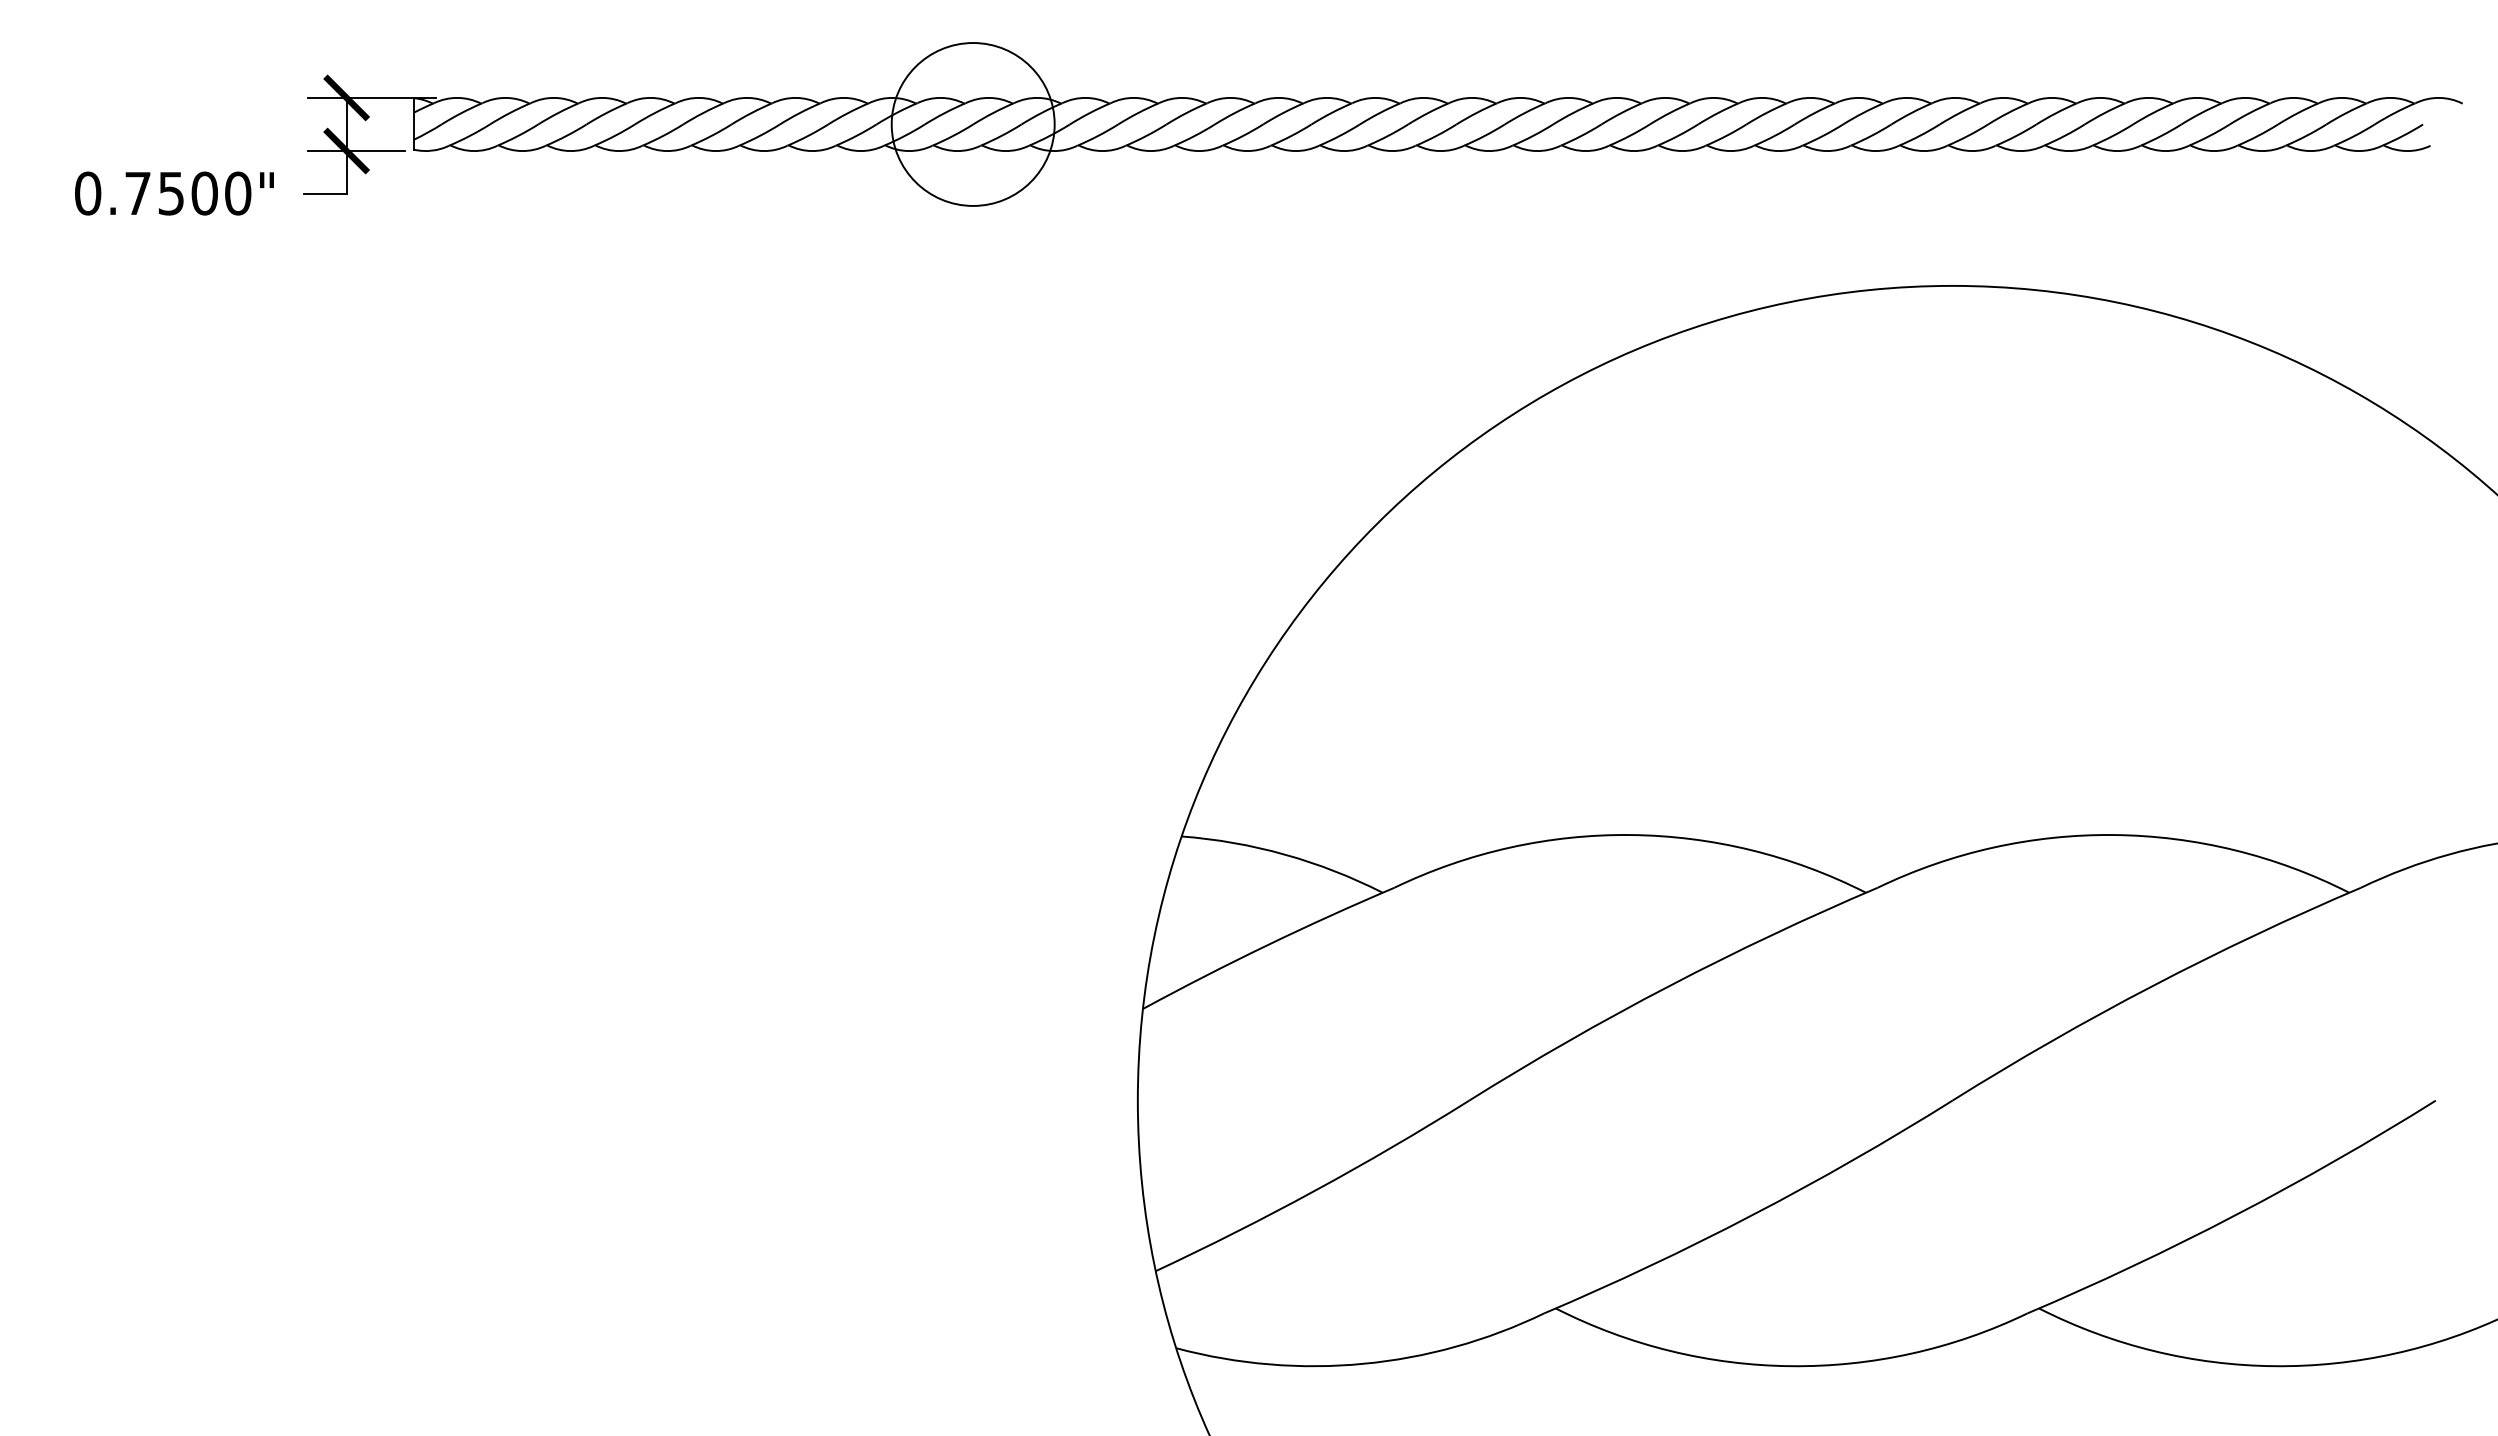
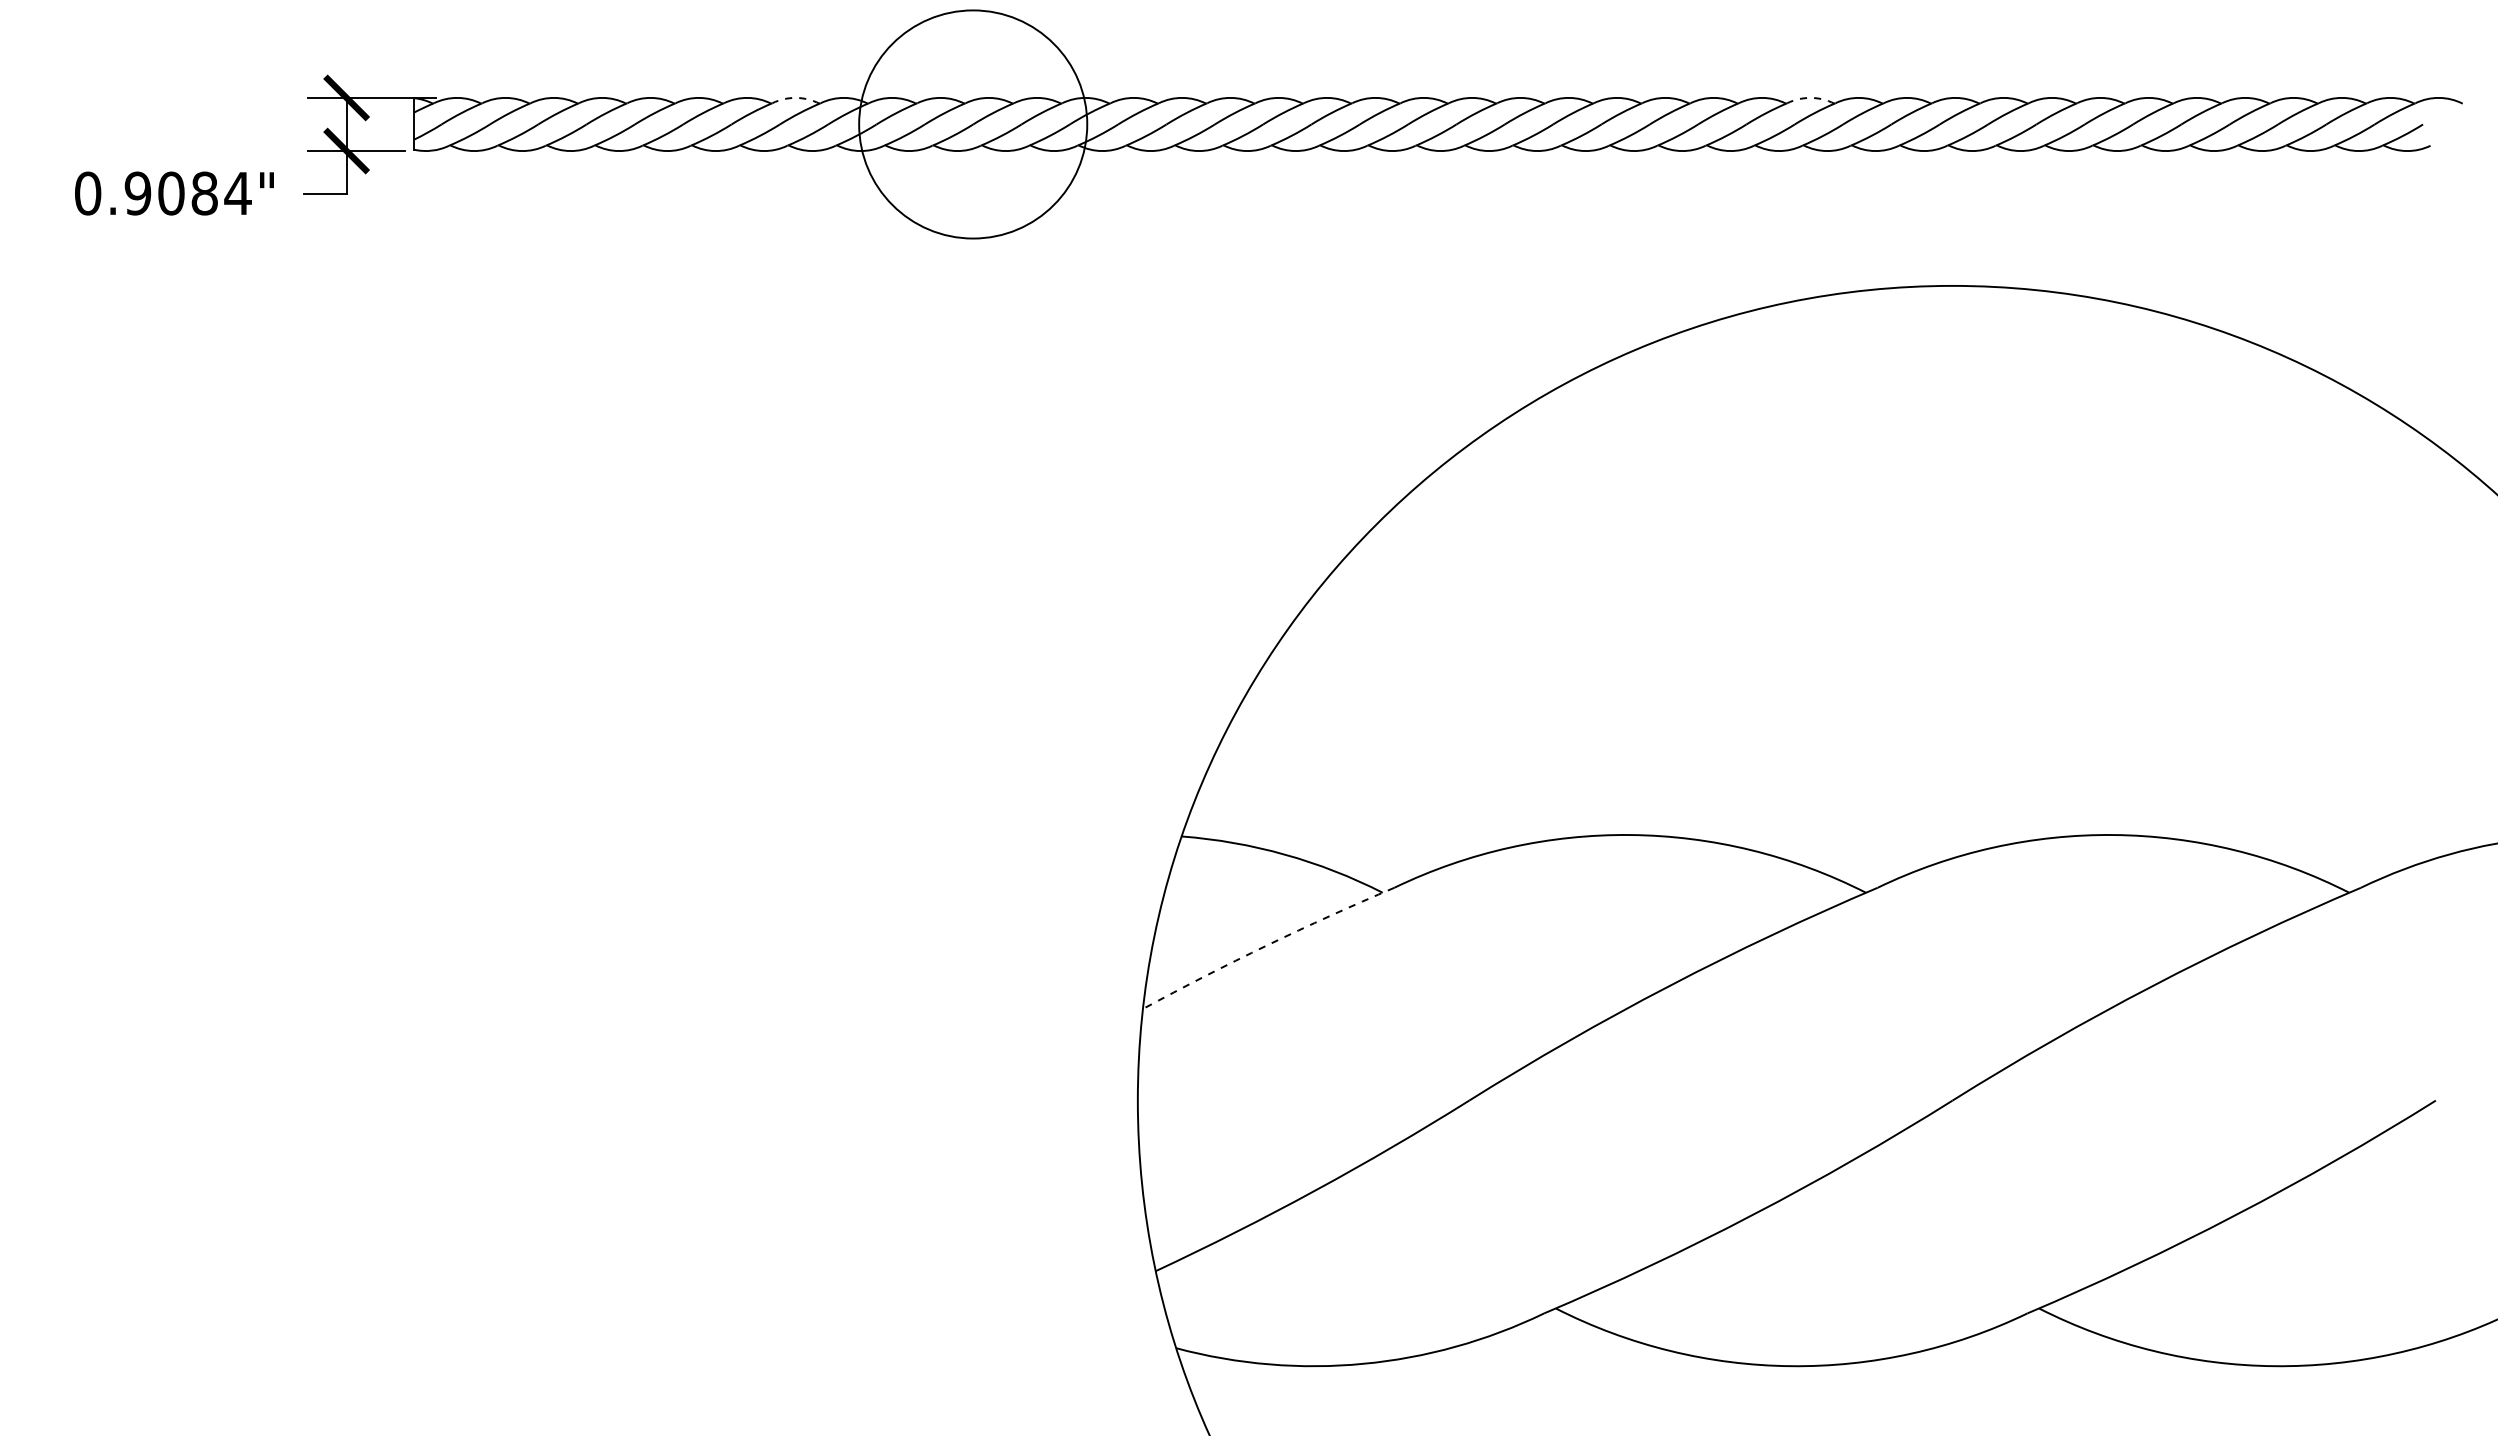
arc: solid -> dashed (796, 97)
arc: solid -> dashed (1810, 97)
circle diameter: 163 px -> 228 px (973, 124)
text: 0.7500" -> 0.9084" (187, 193)
arc: solid -> dashed (1267, 945)
